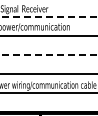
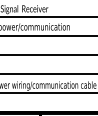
line: dashed -> solid (49, 17)
line: dashed -> solid (49, 55)
